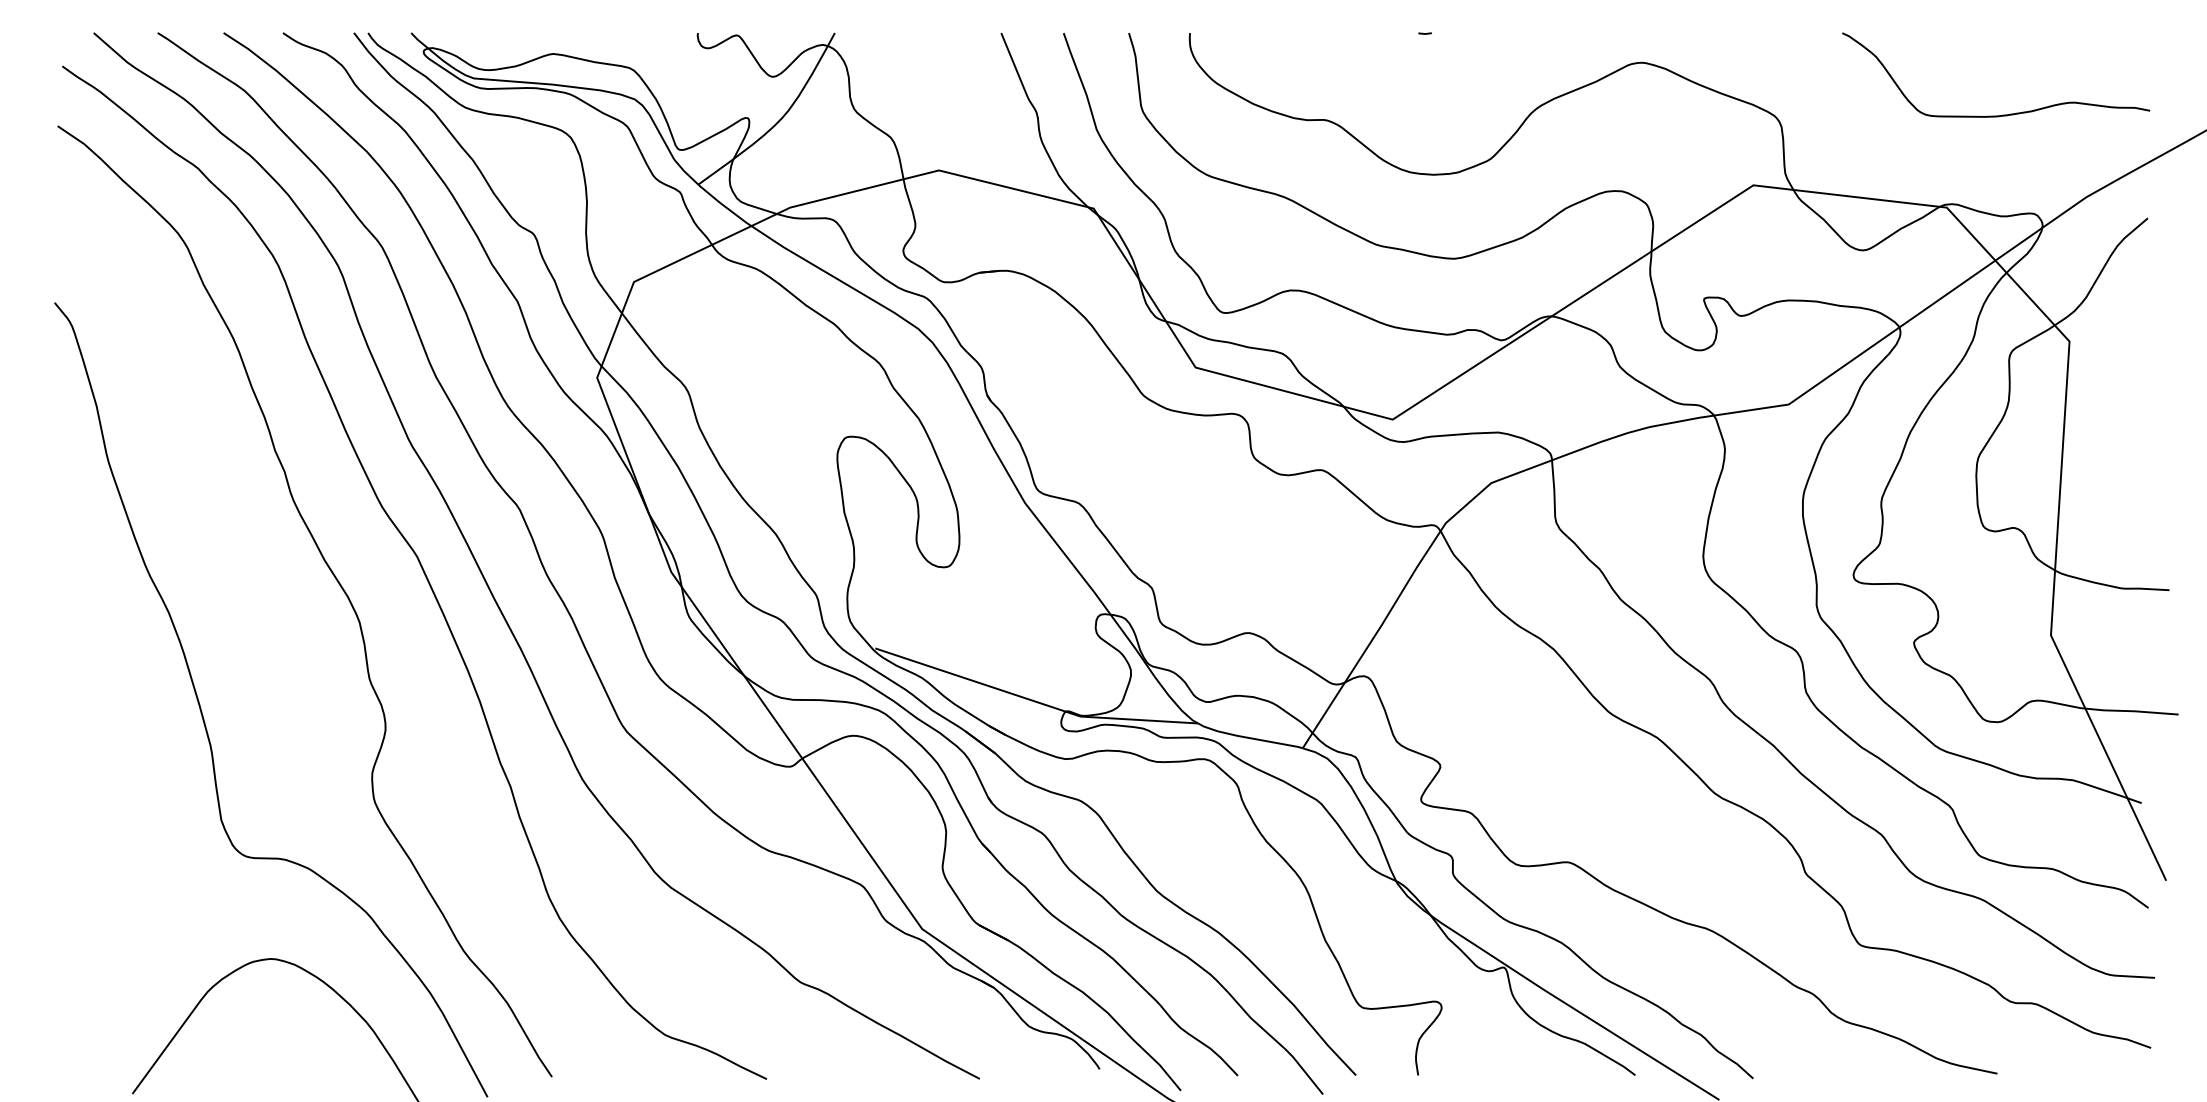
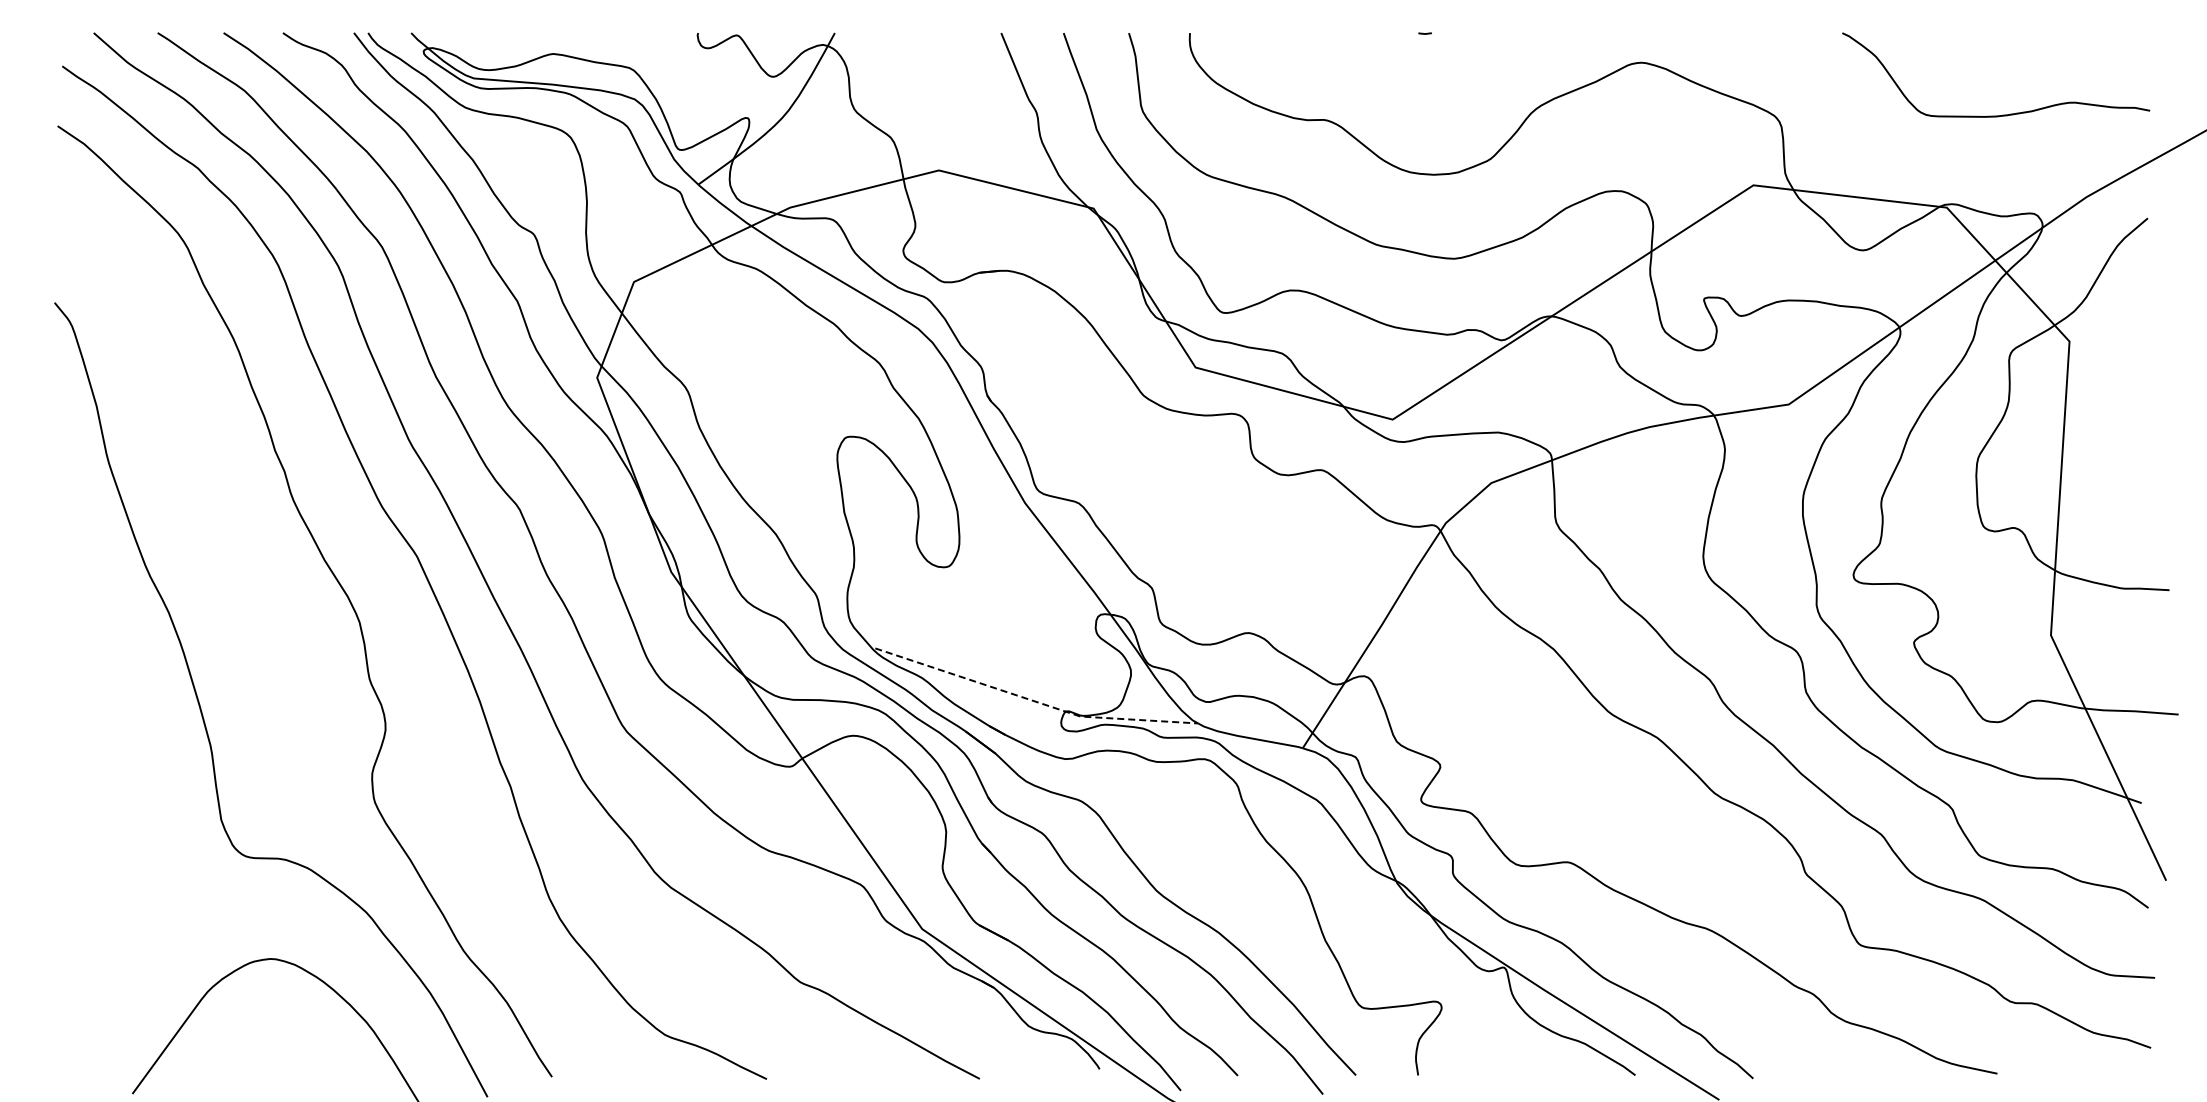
line: solid -> dashed (1034, 701)
